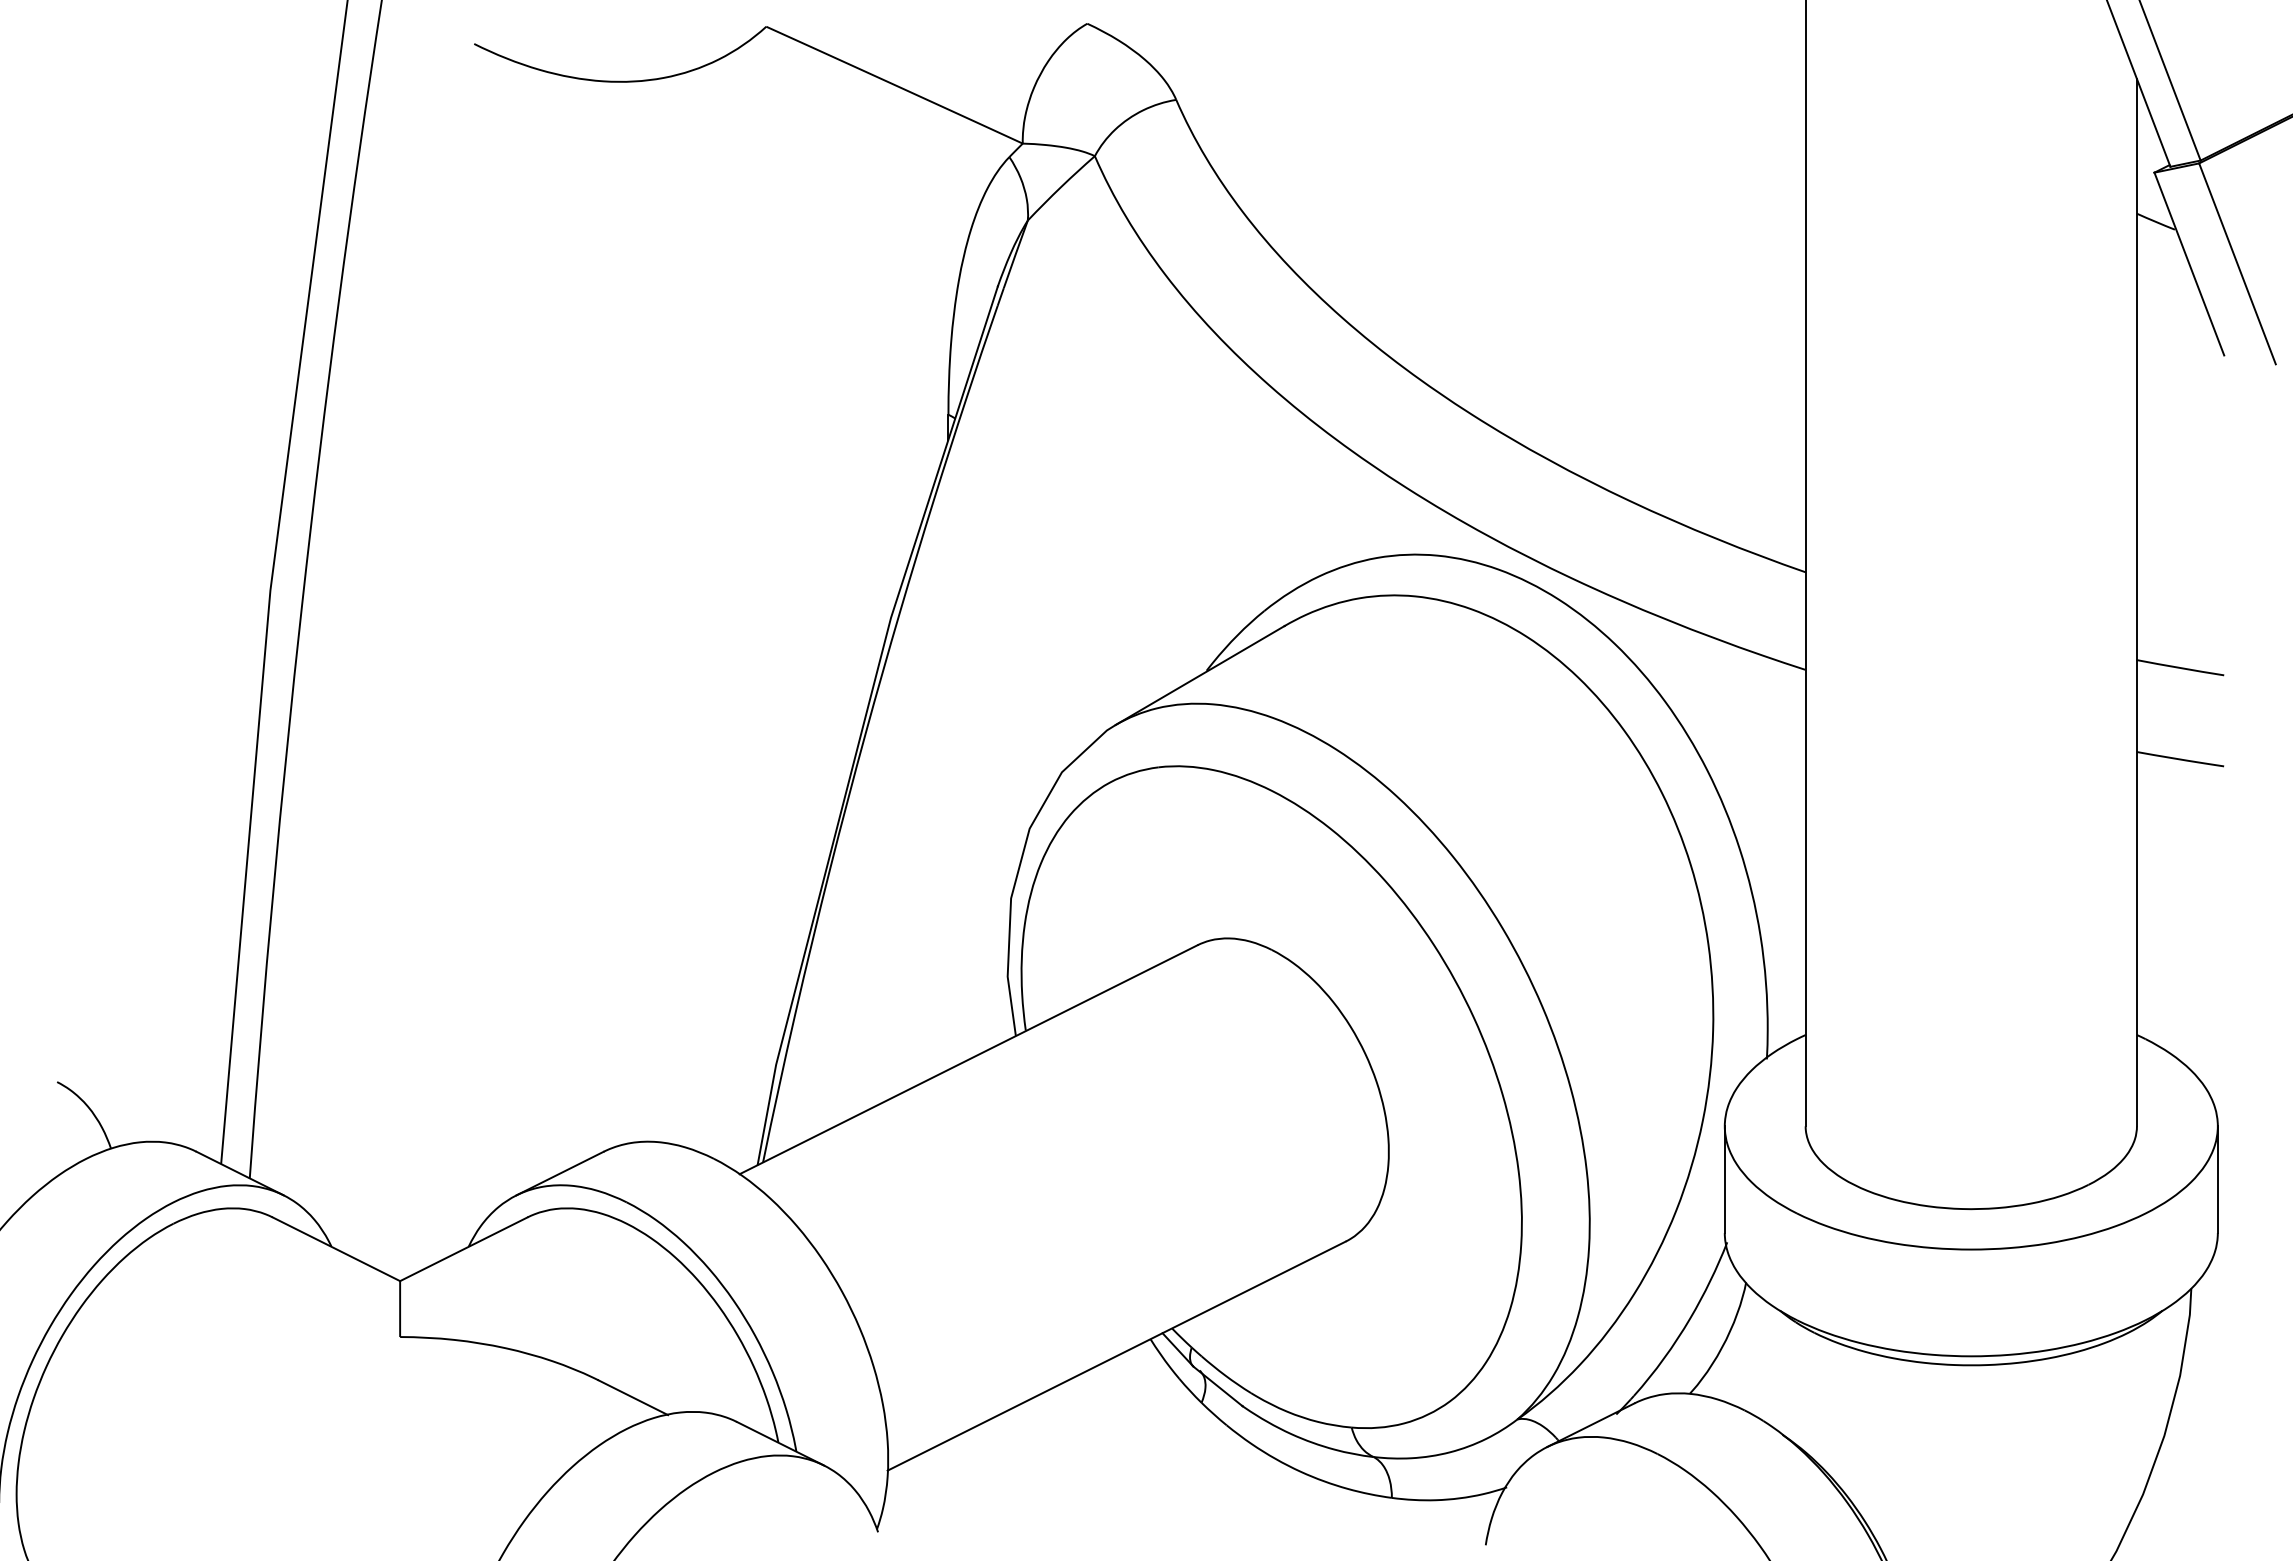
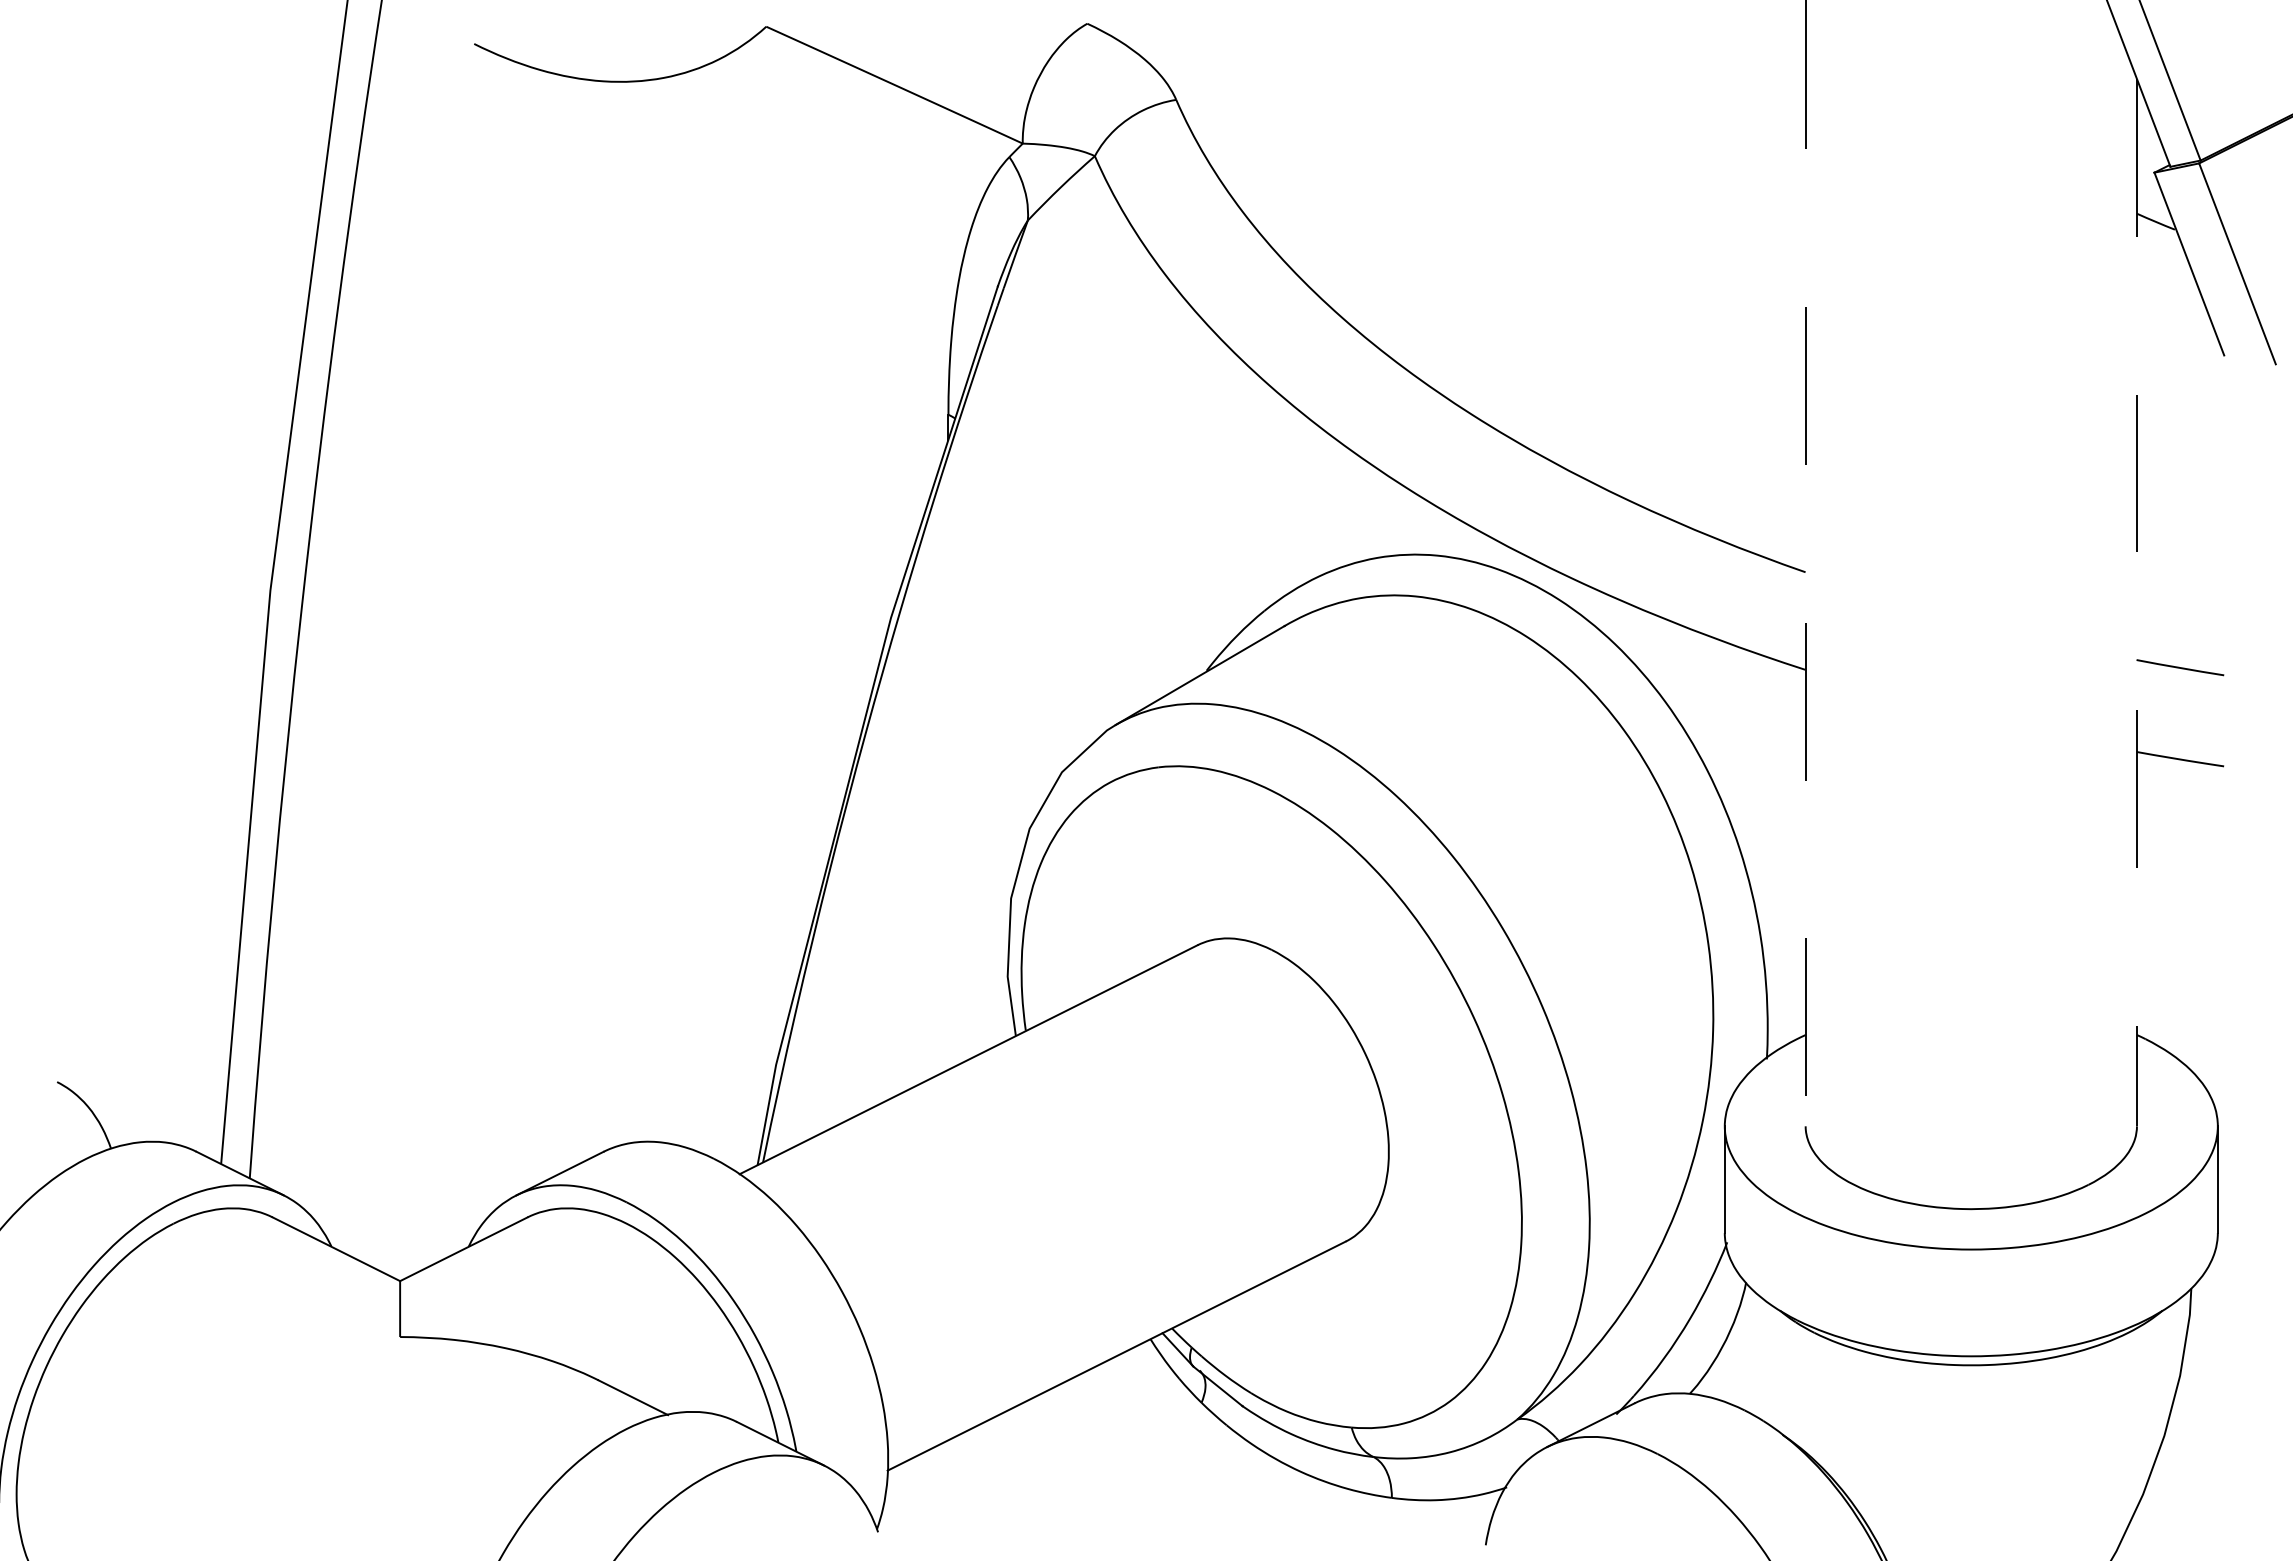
line: solid -> dashed (1805, 563)
line: solid -> dashed (2136, 602)
